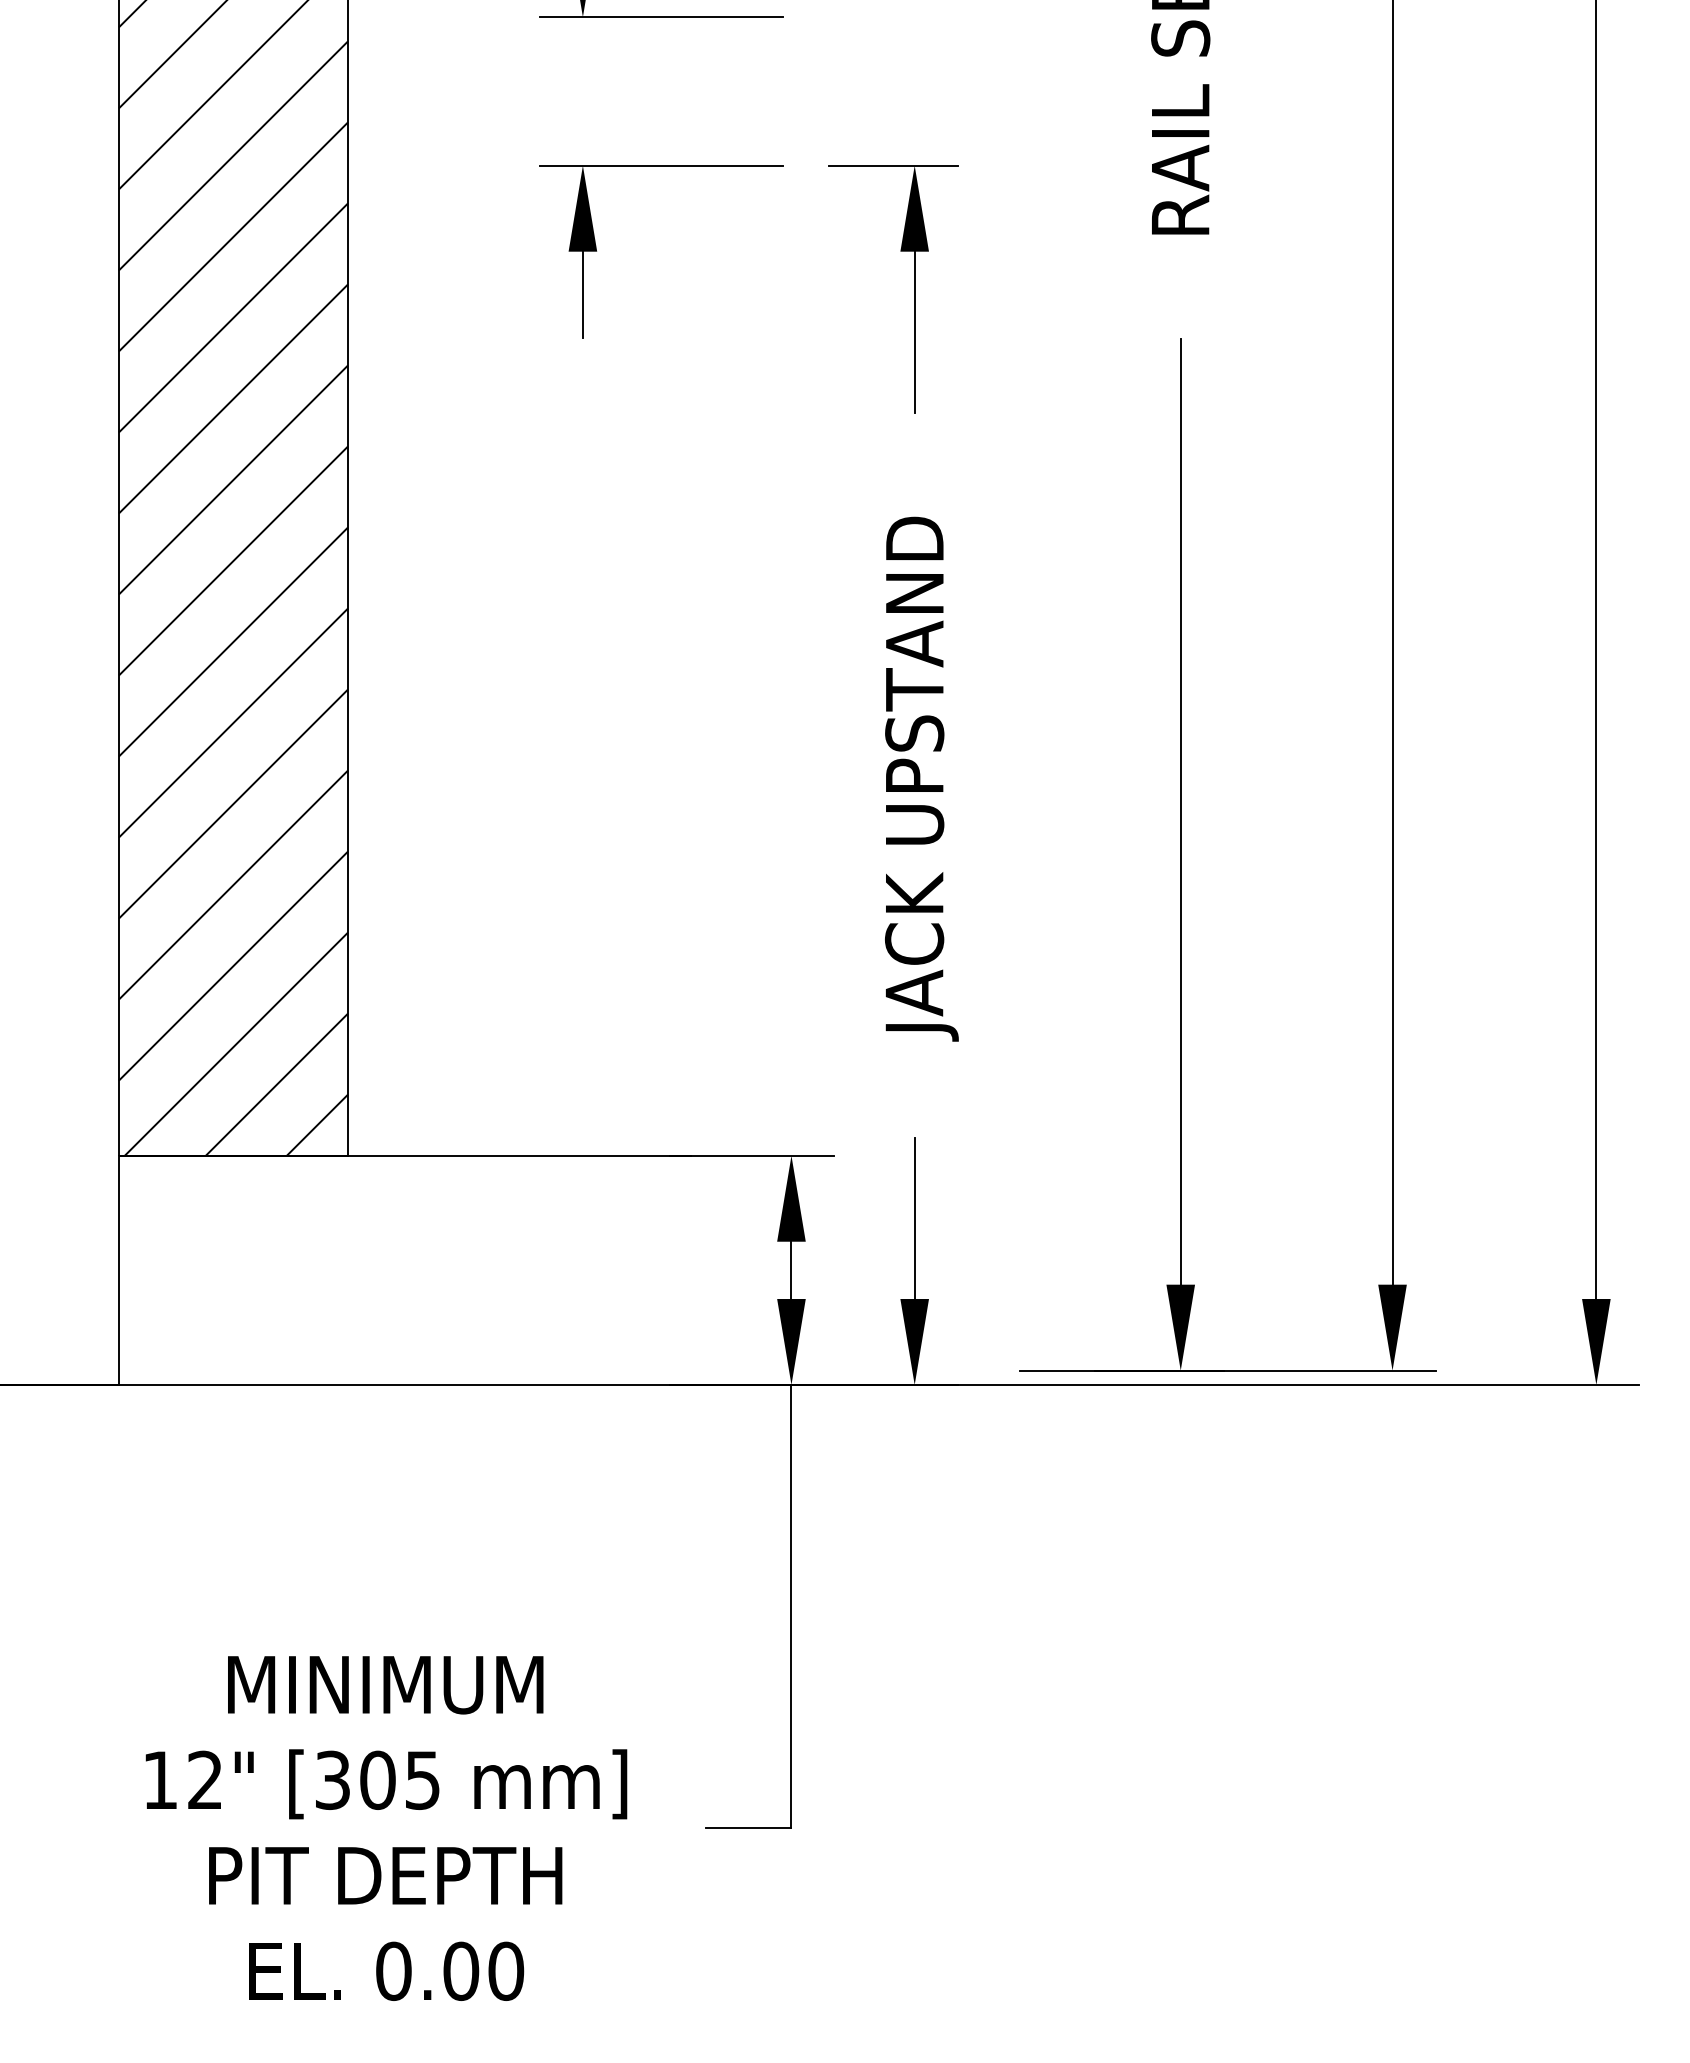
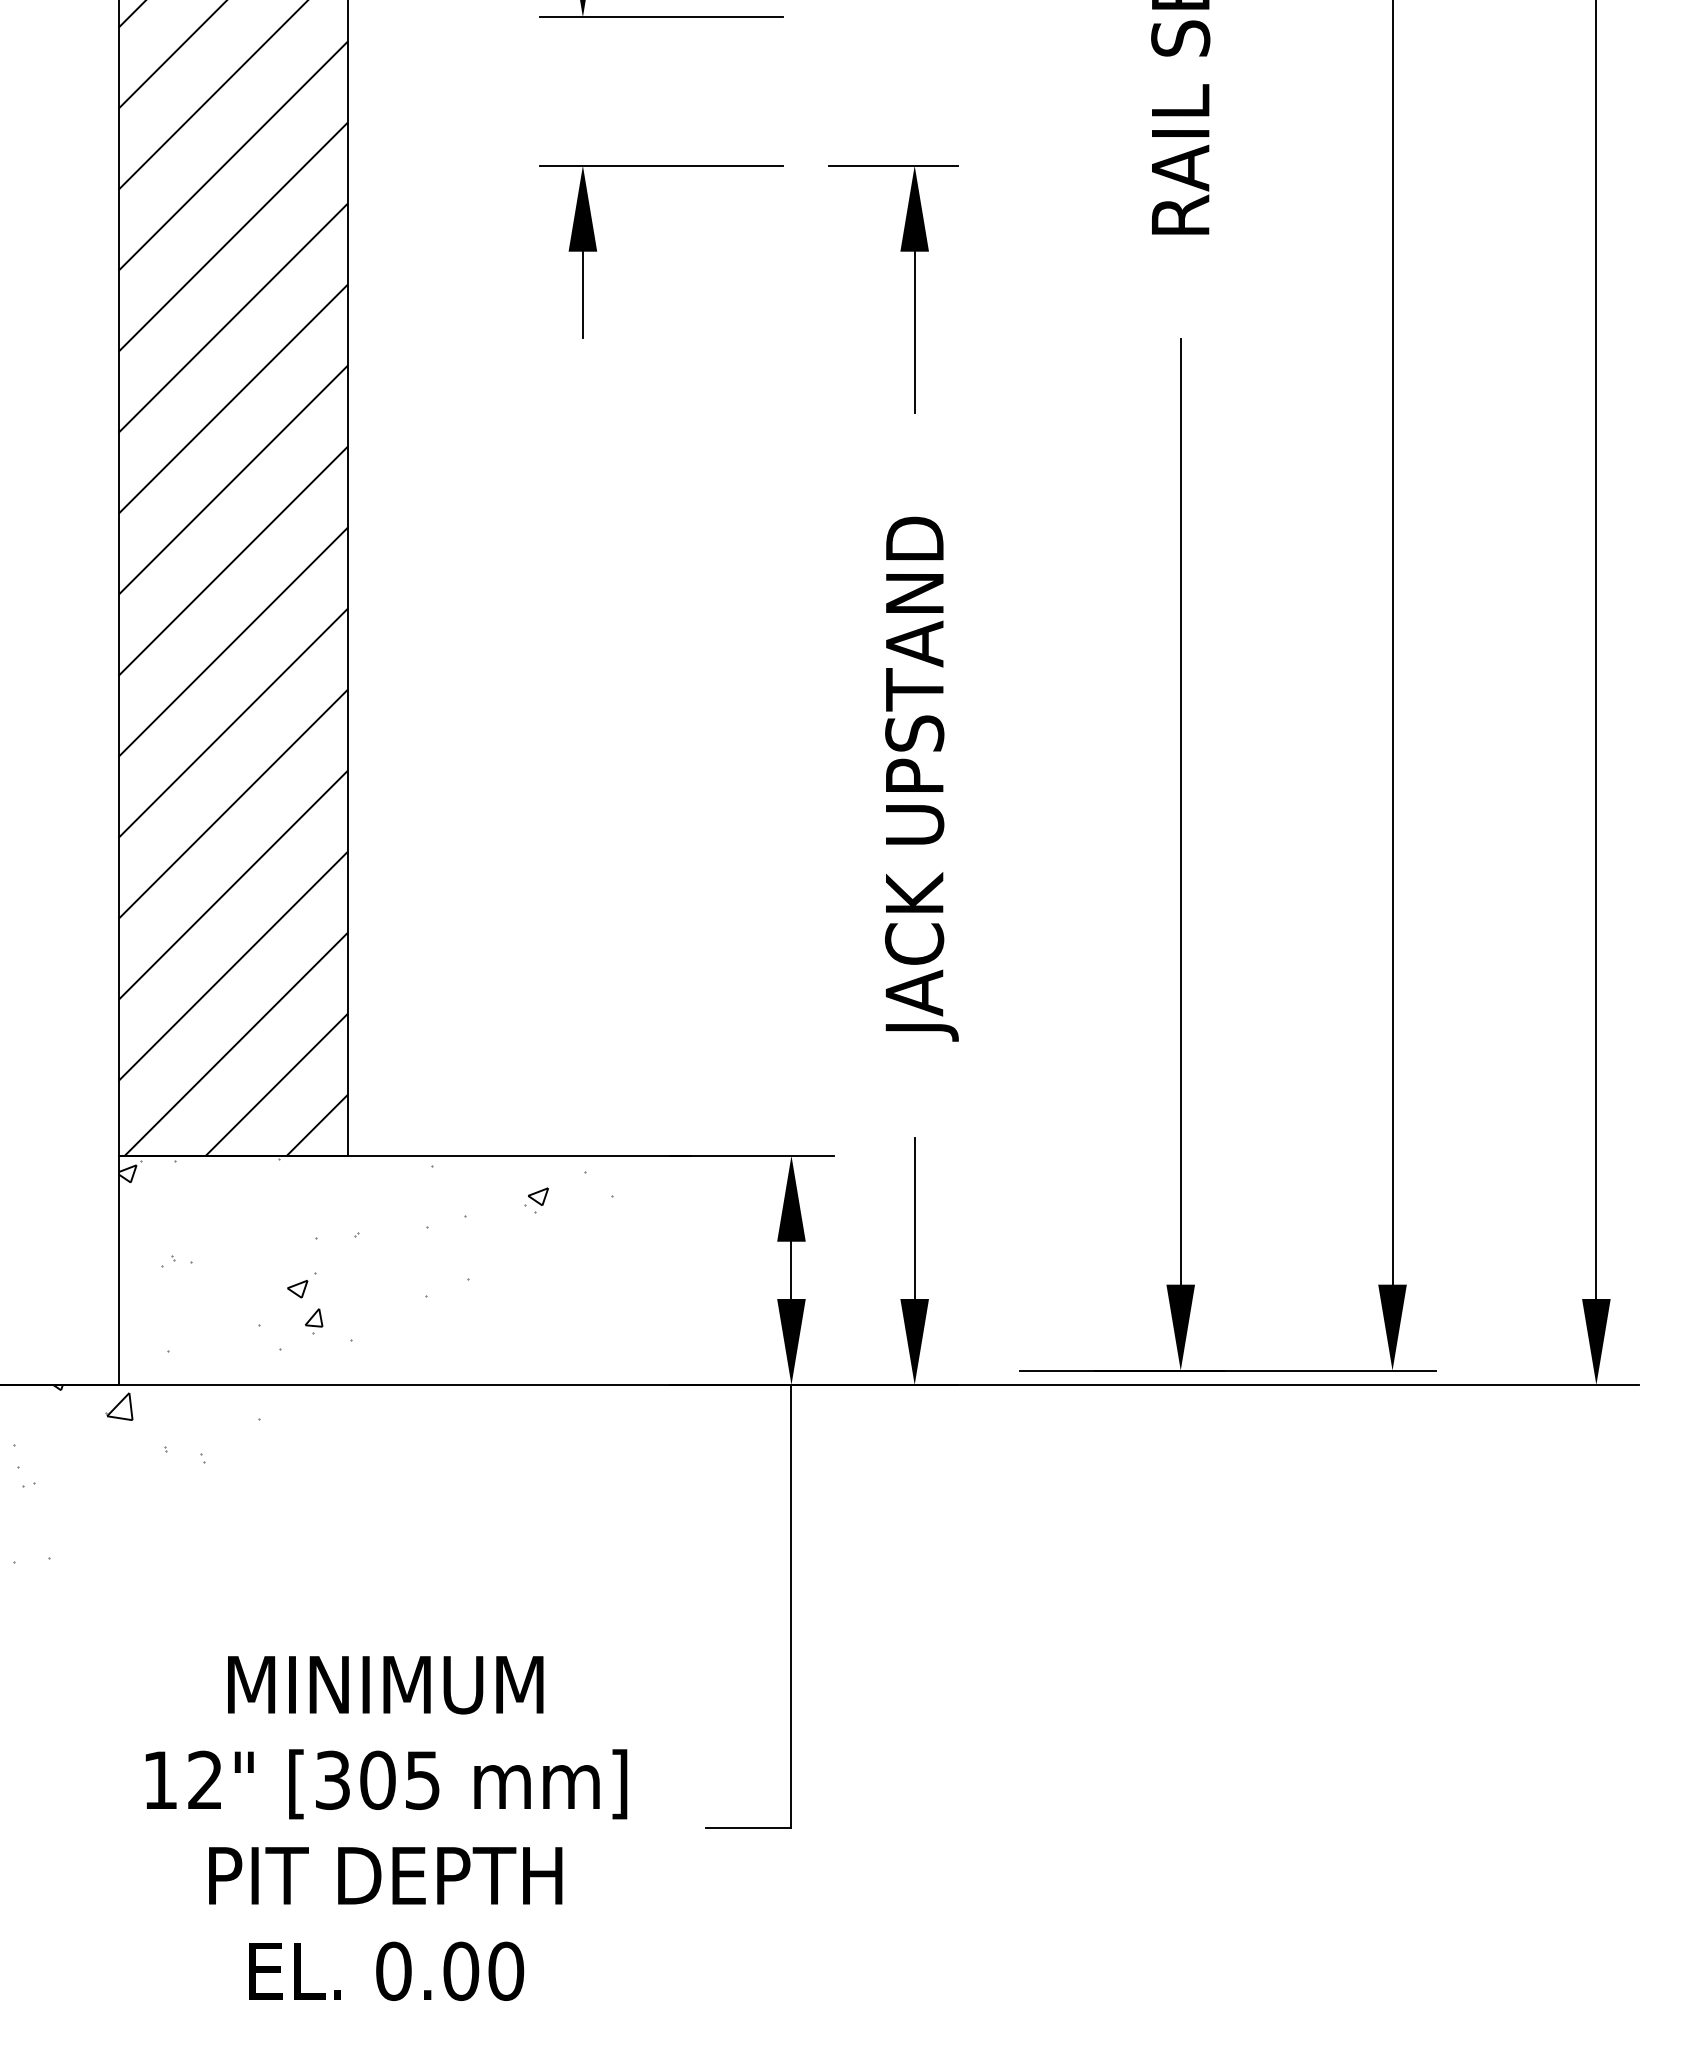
hatch: none -> present (312, 1360)
